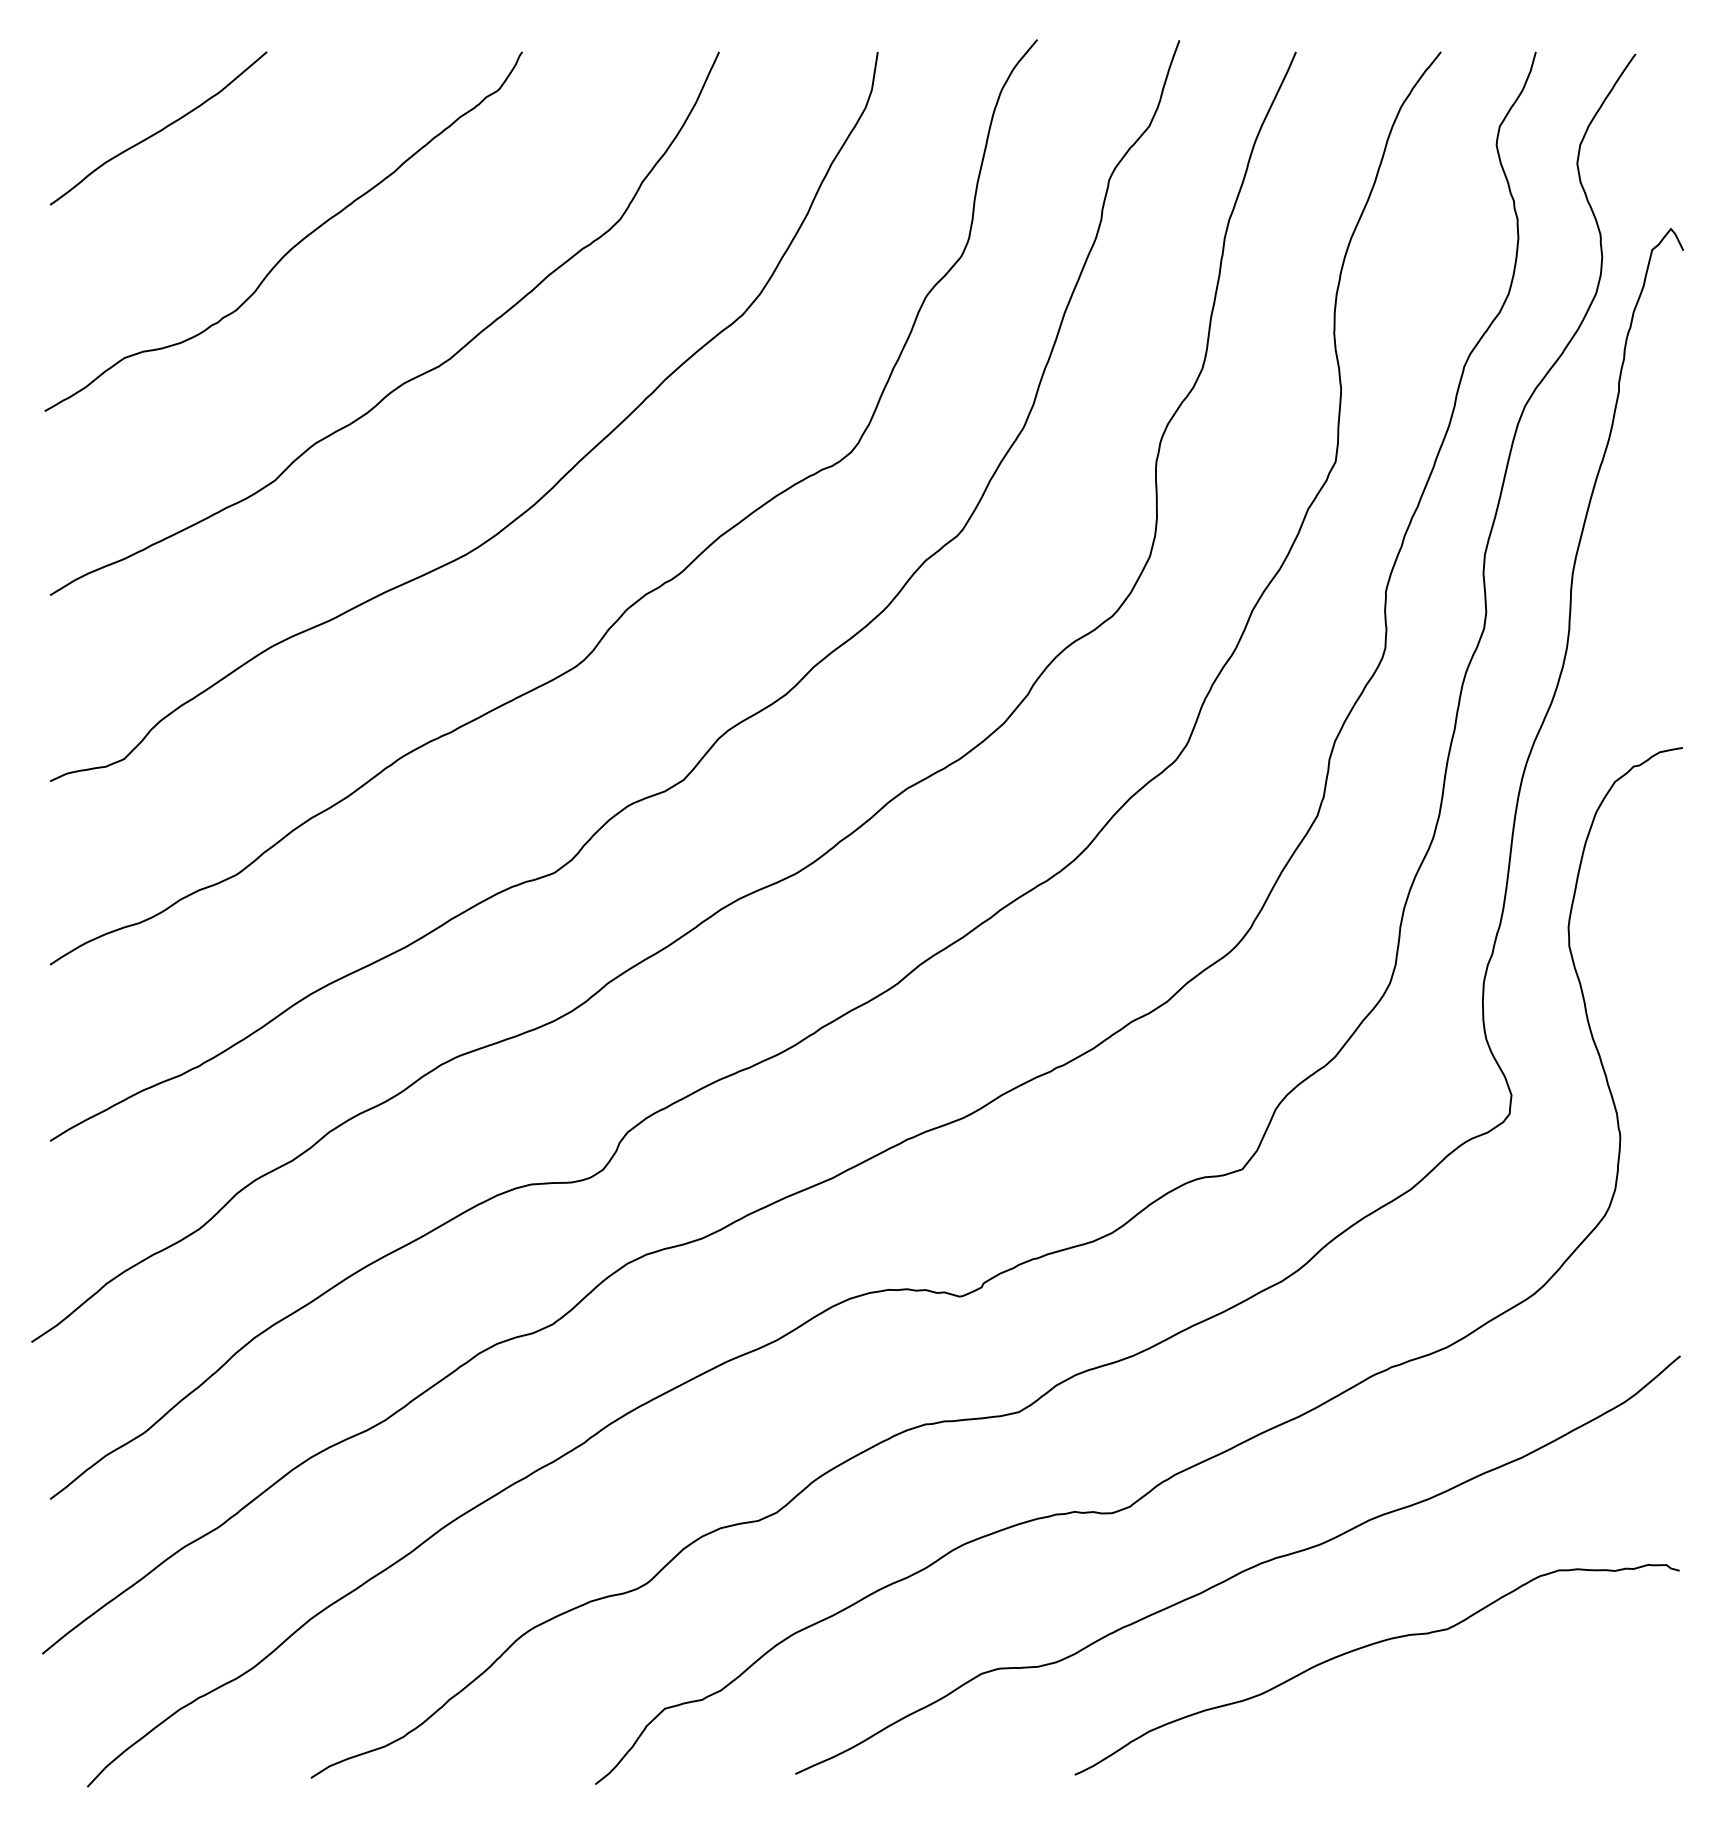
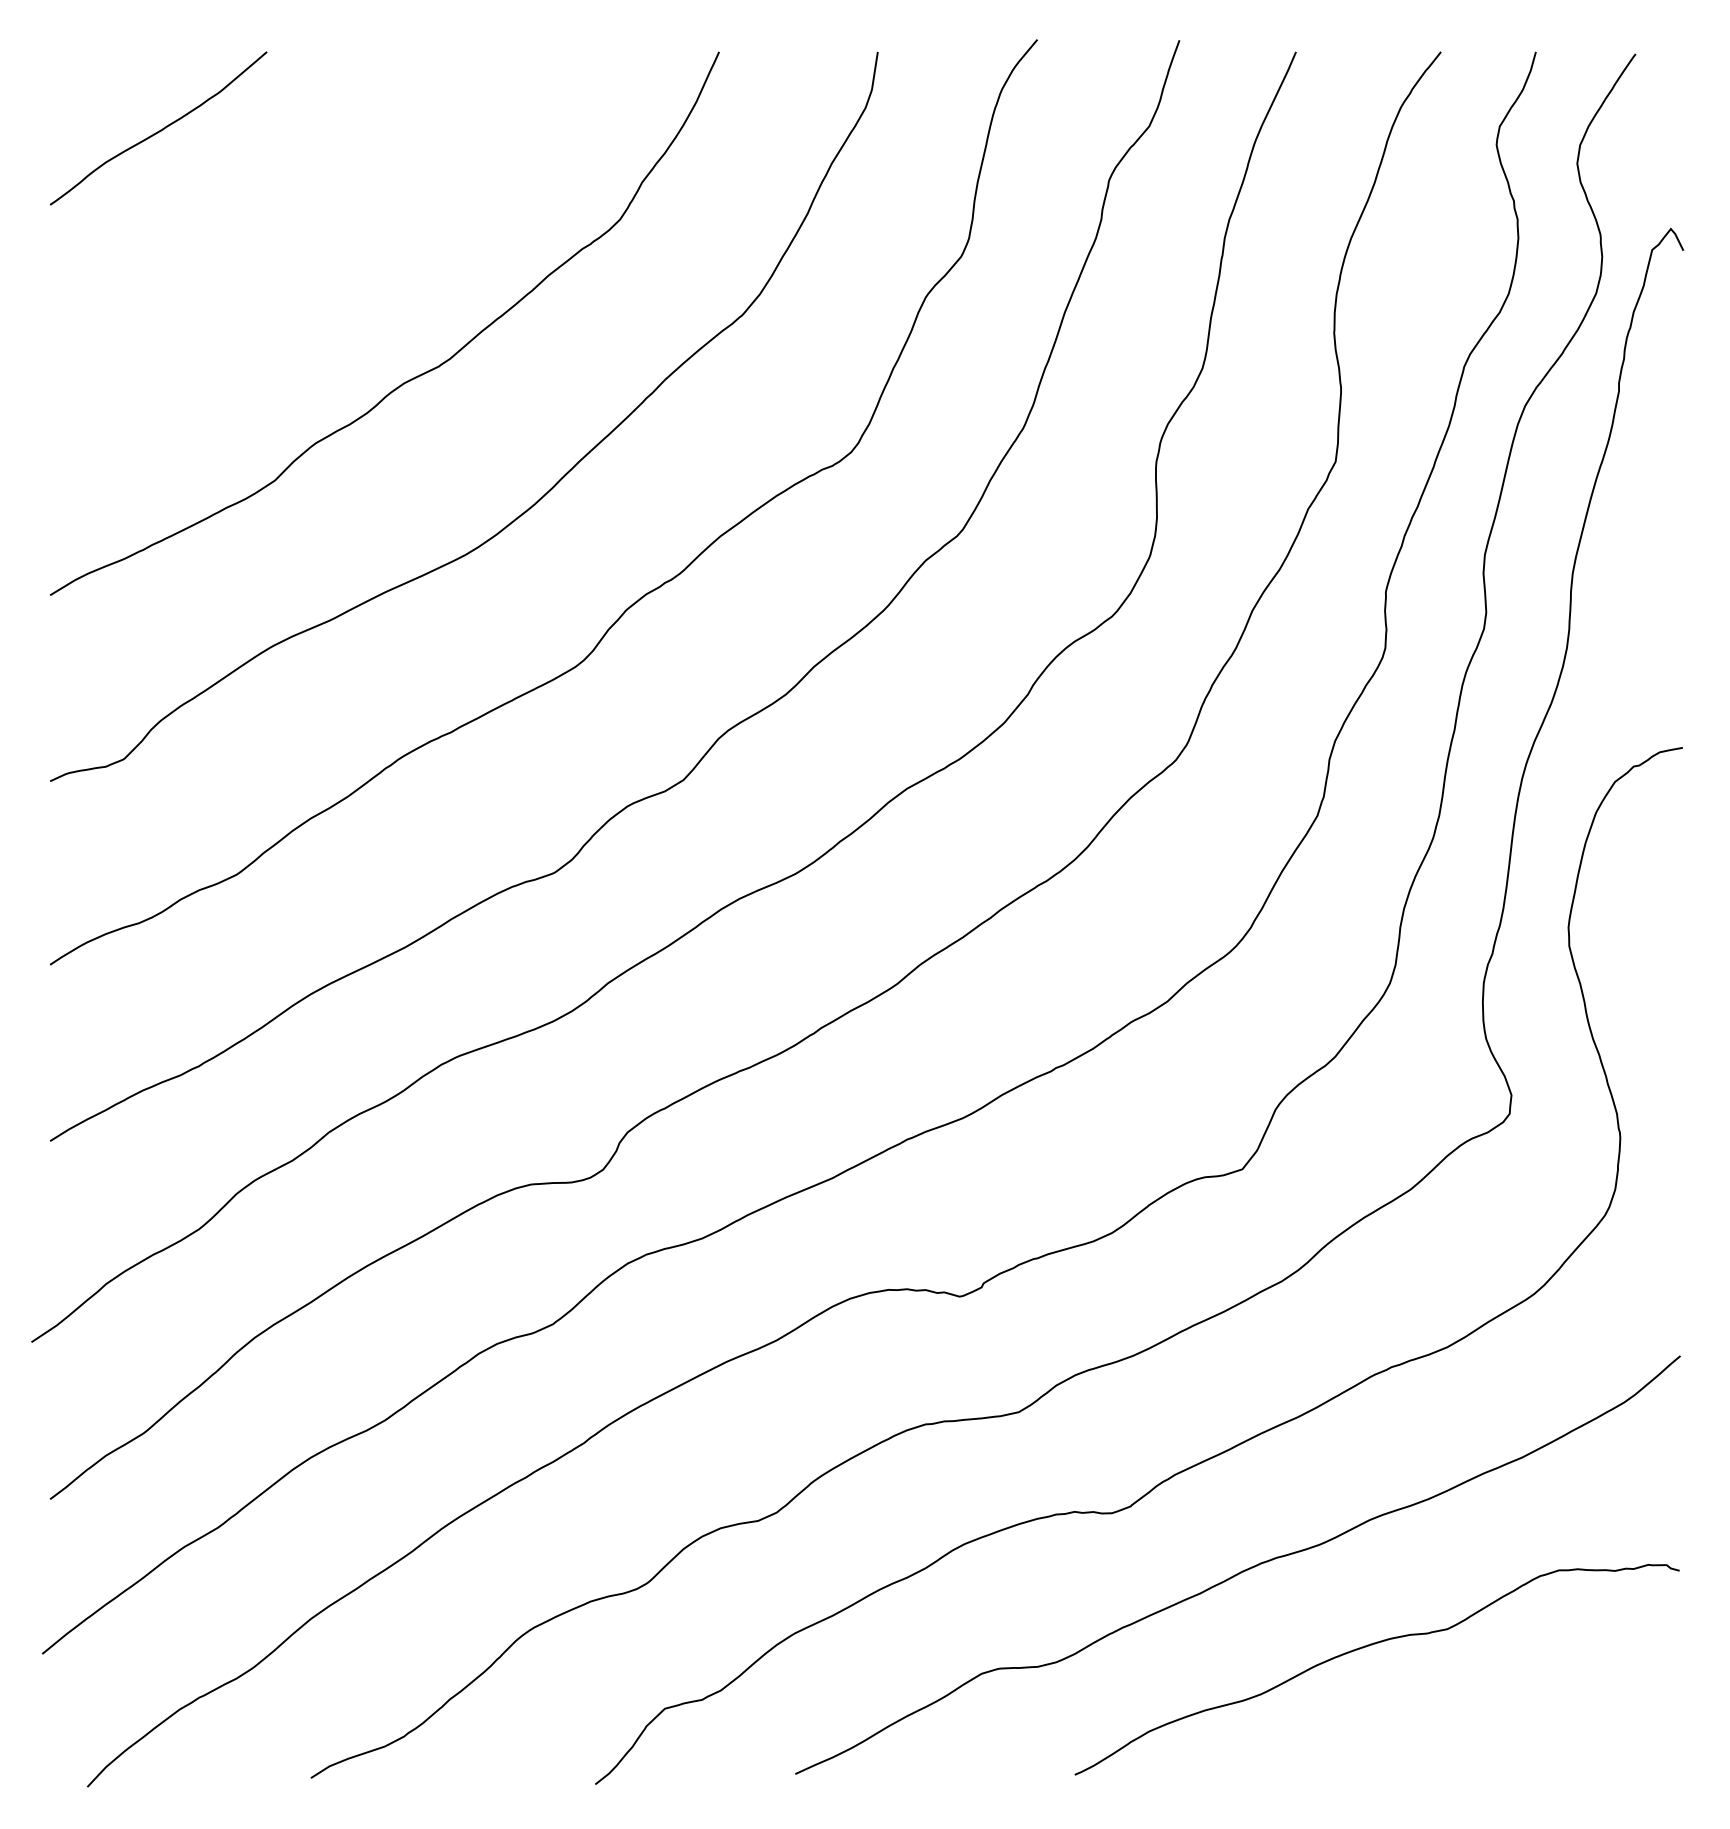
curve: present -> none (296, 243)
